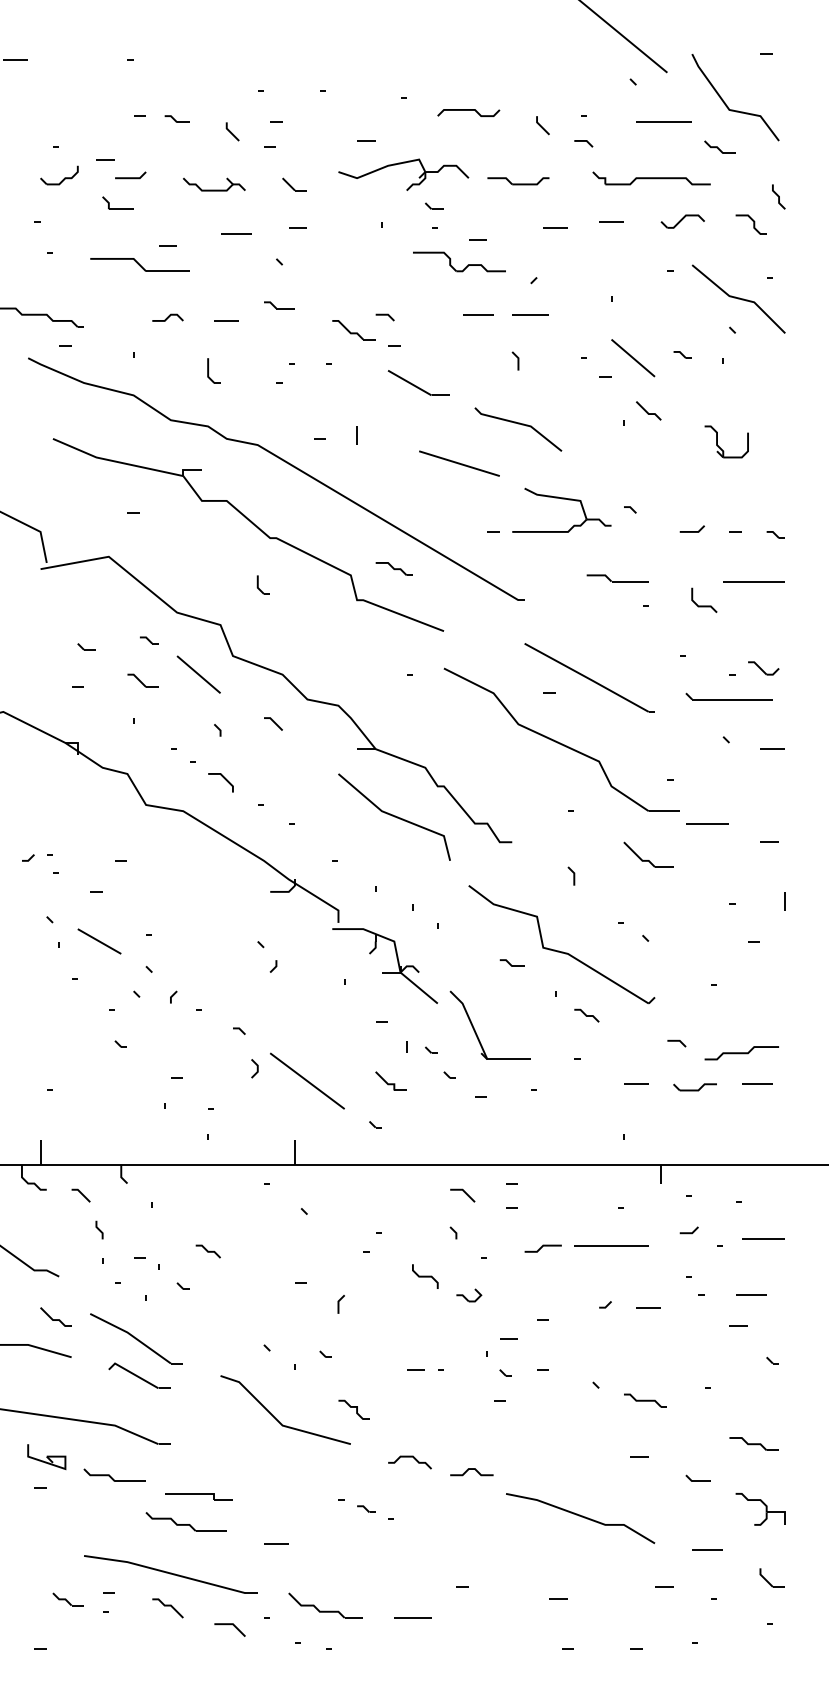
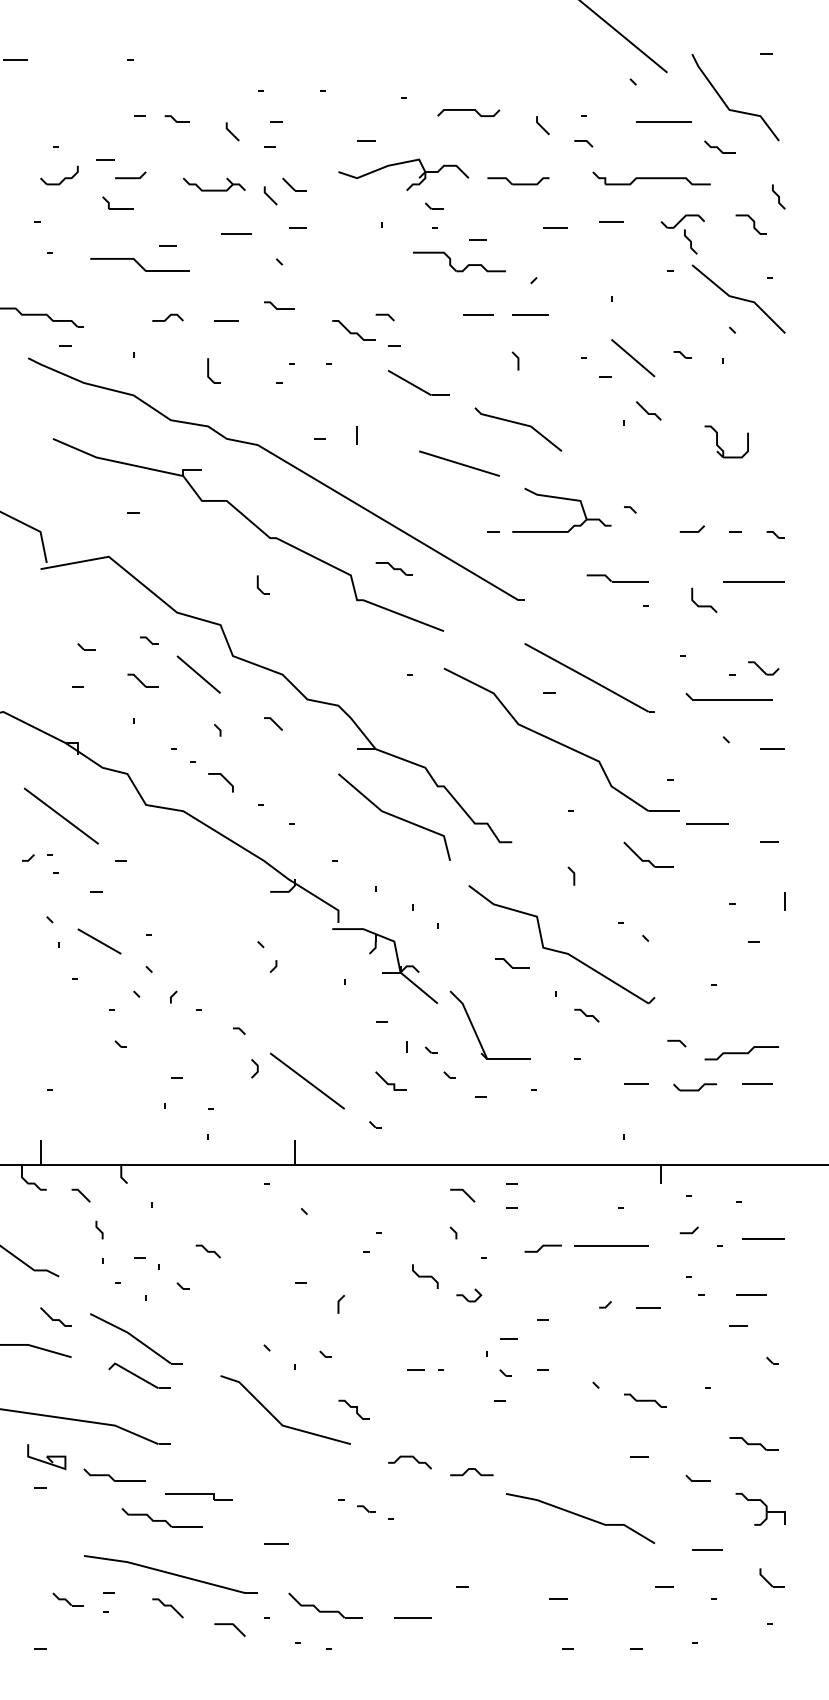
line: none -> present (269, 195)
line: none -> present (690, 241)
line: none -> present (61, 815)
part size: 26x8 px -> 35x11 px (512, 963)
part position: (185, 1521) -> (161, 1517) (161, 1517)
